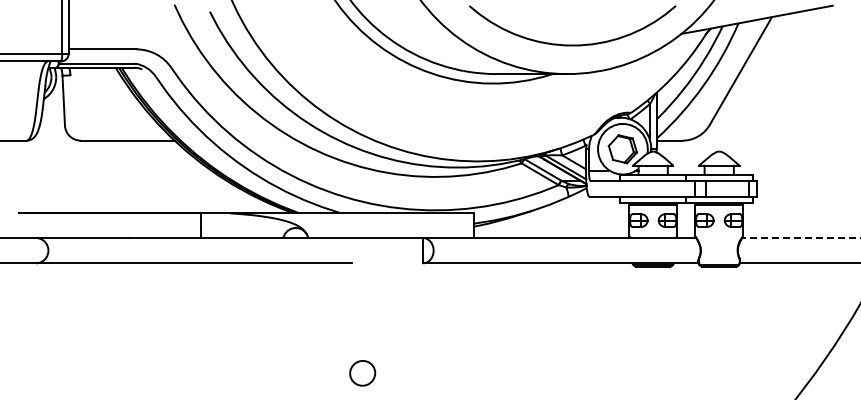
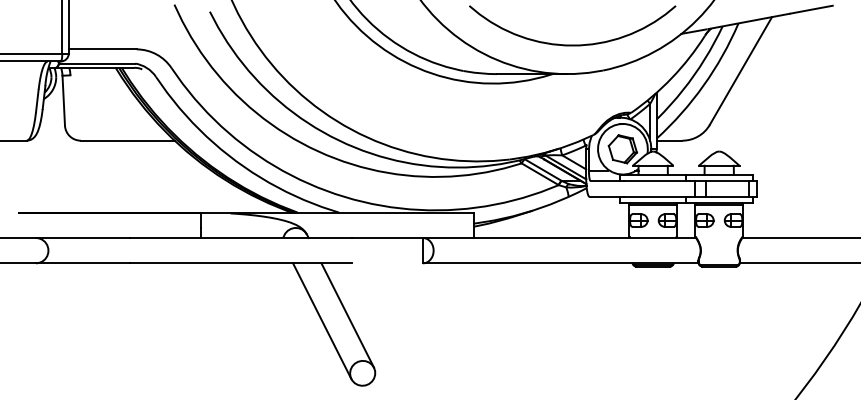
line: dashed -> solid (801, 238)
line: none -> present (347, 315)
line: none -> present (322, 321)
